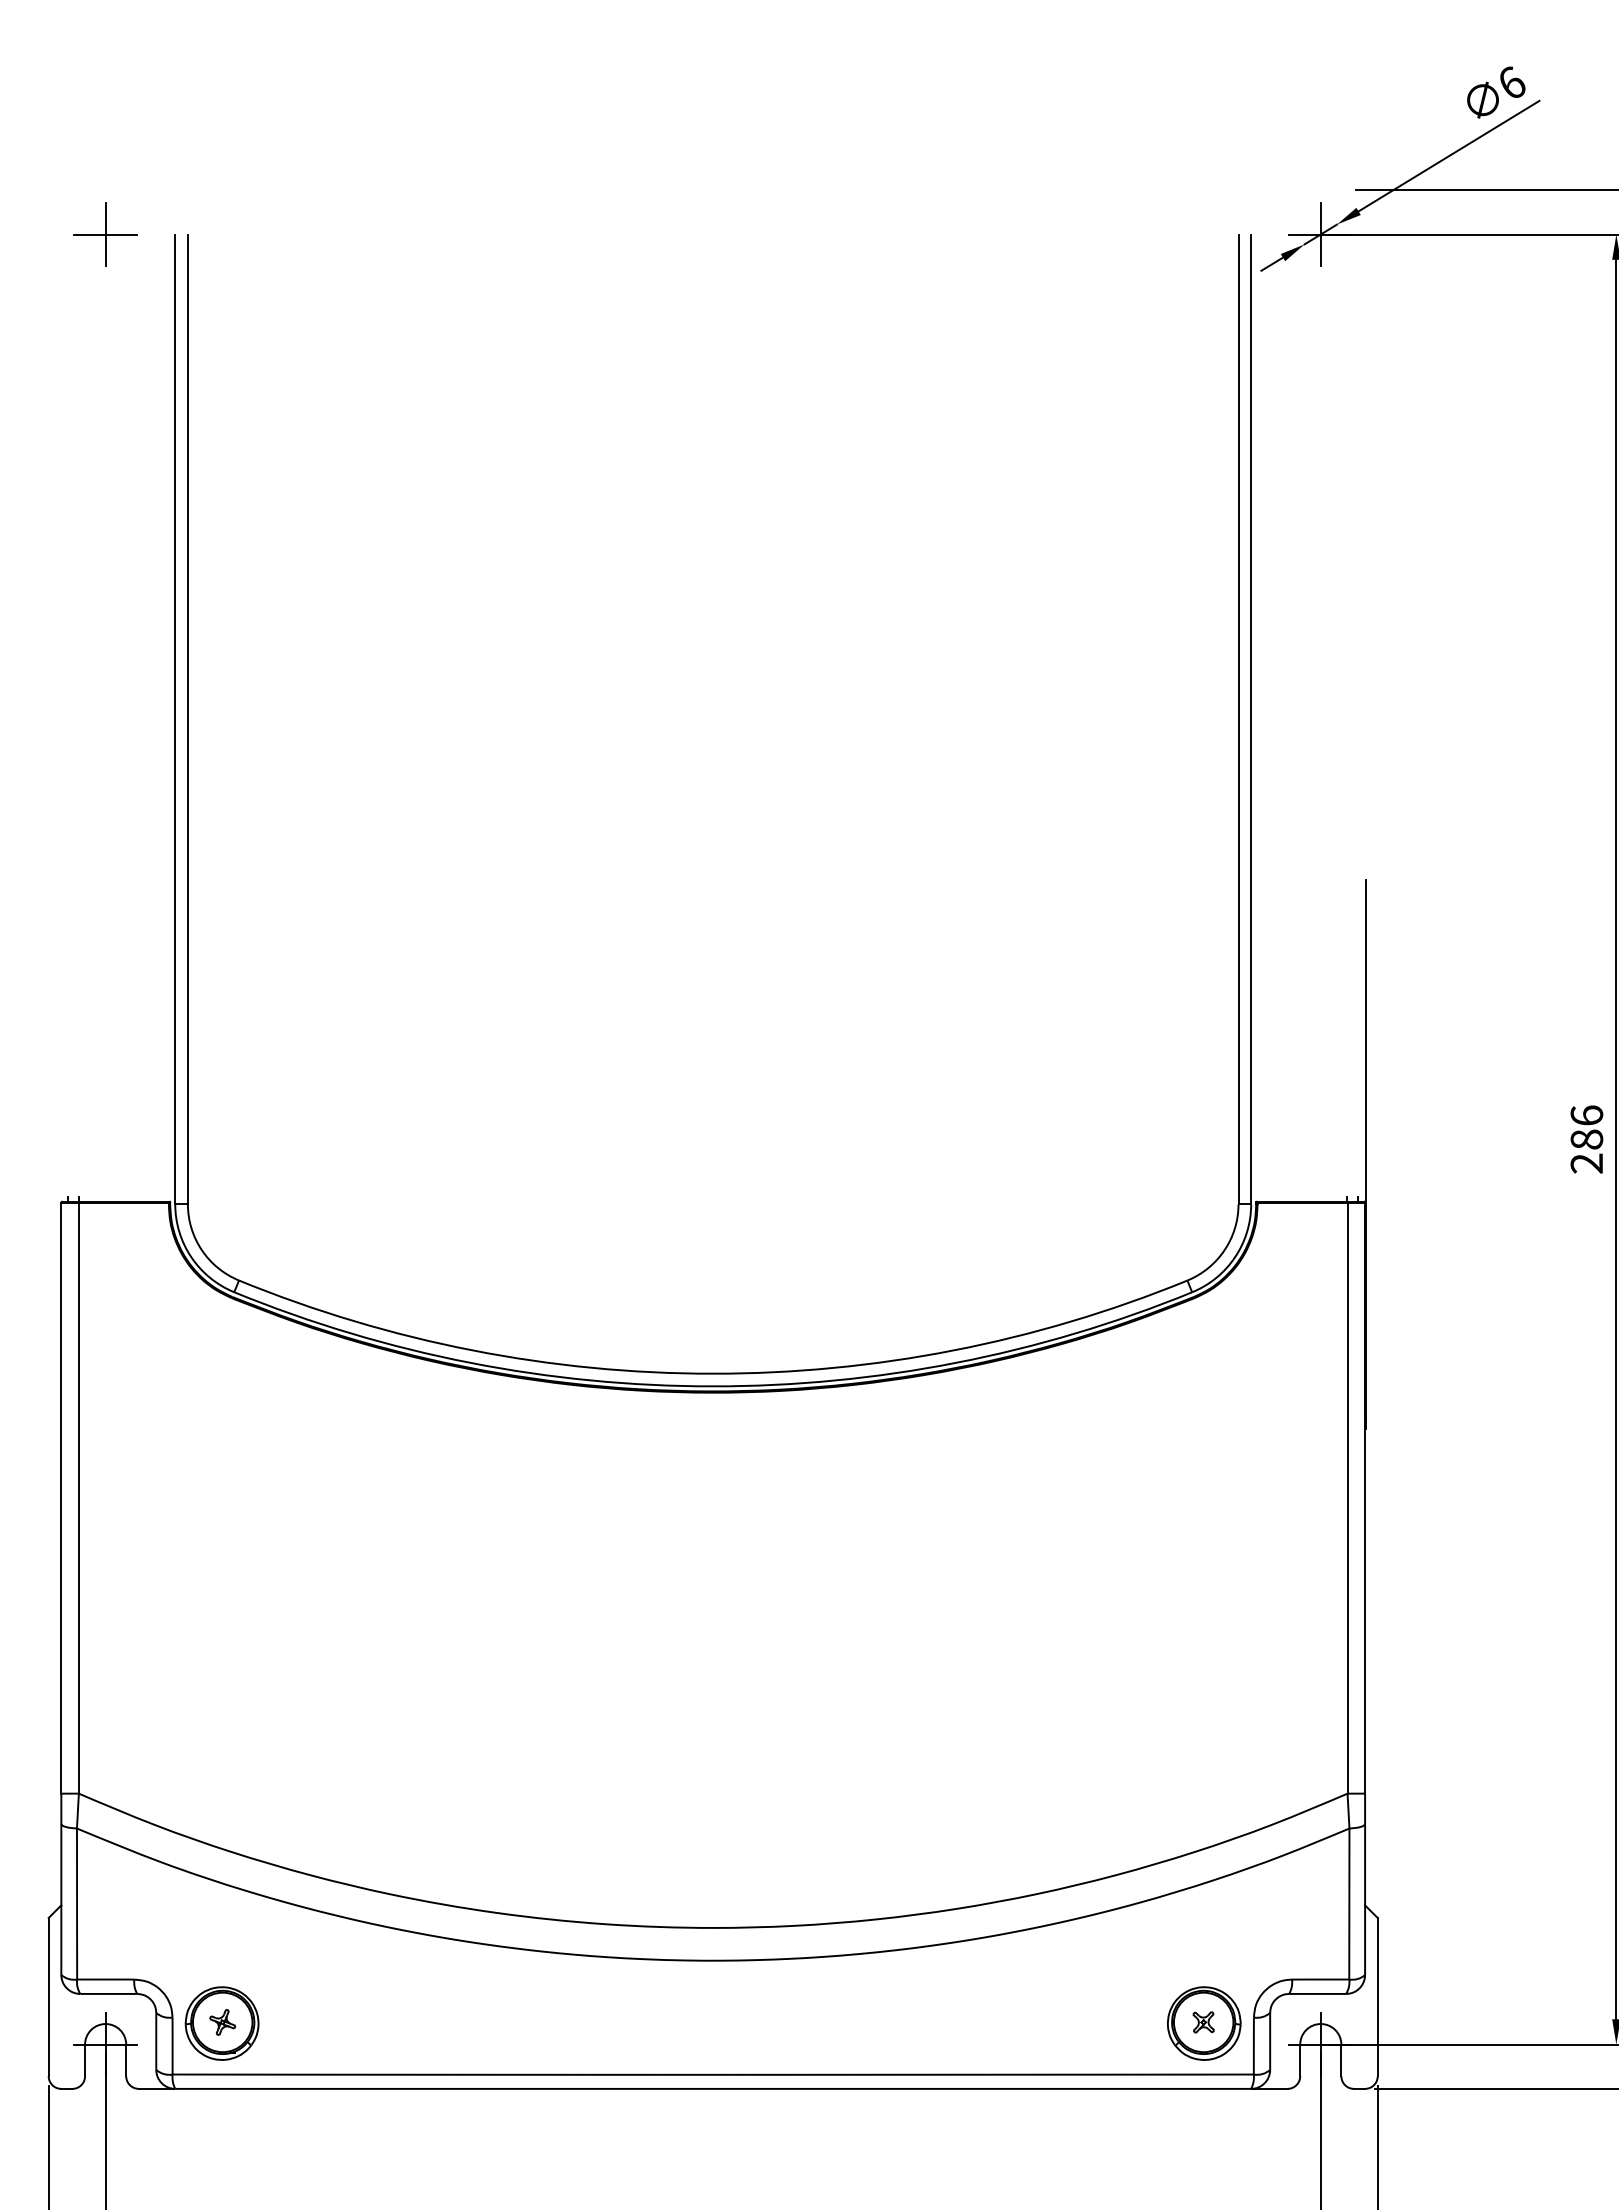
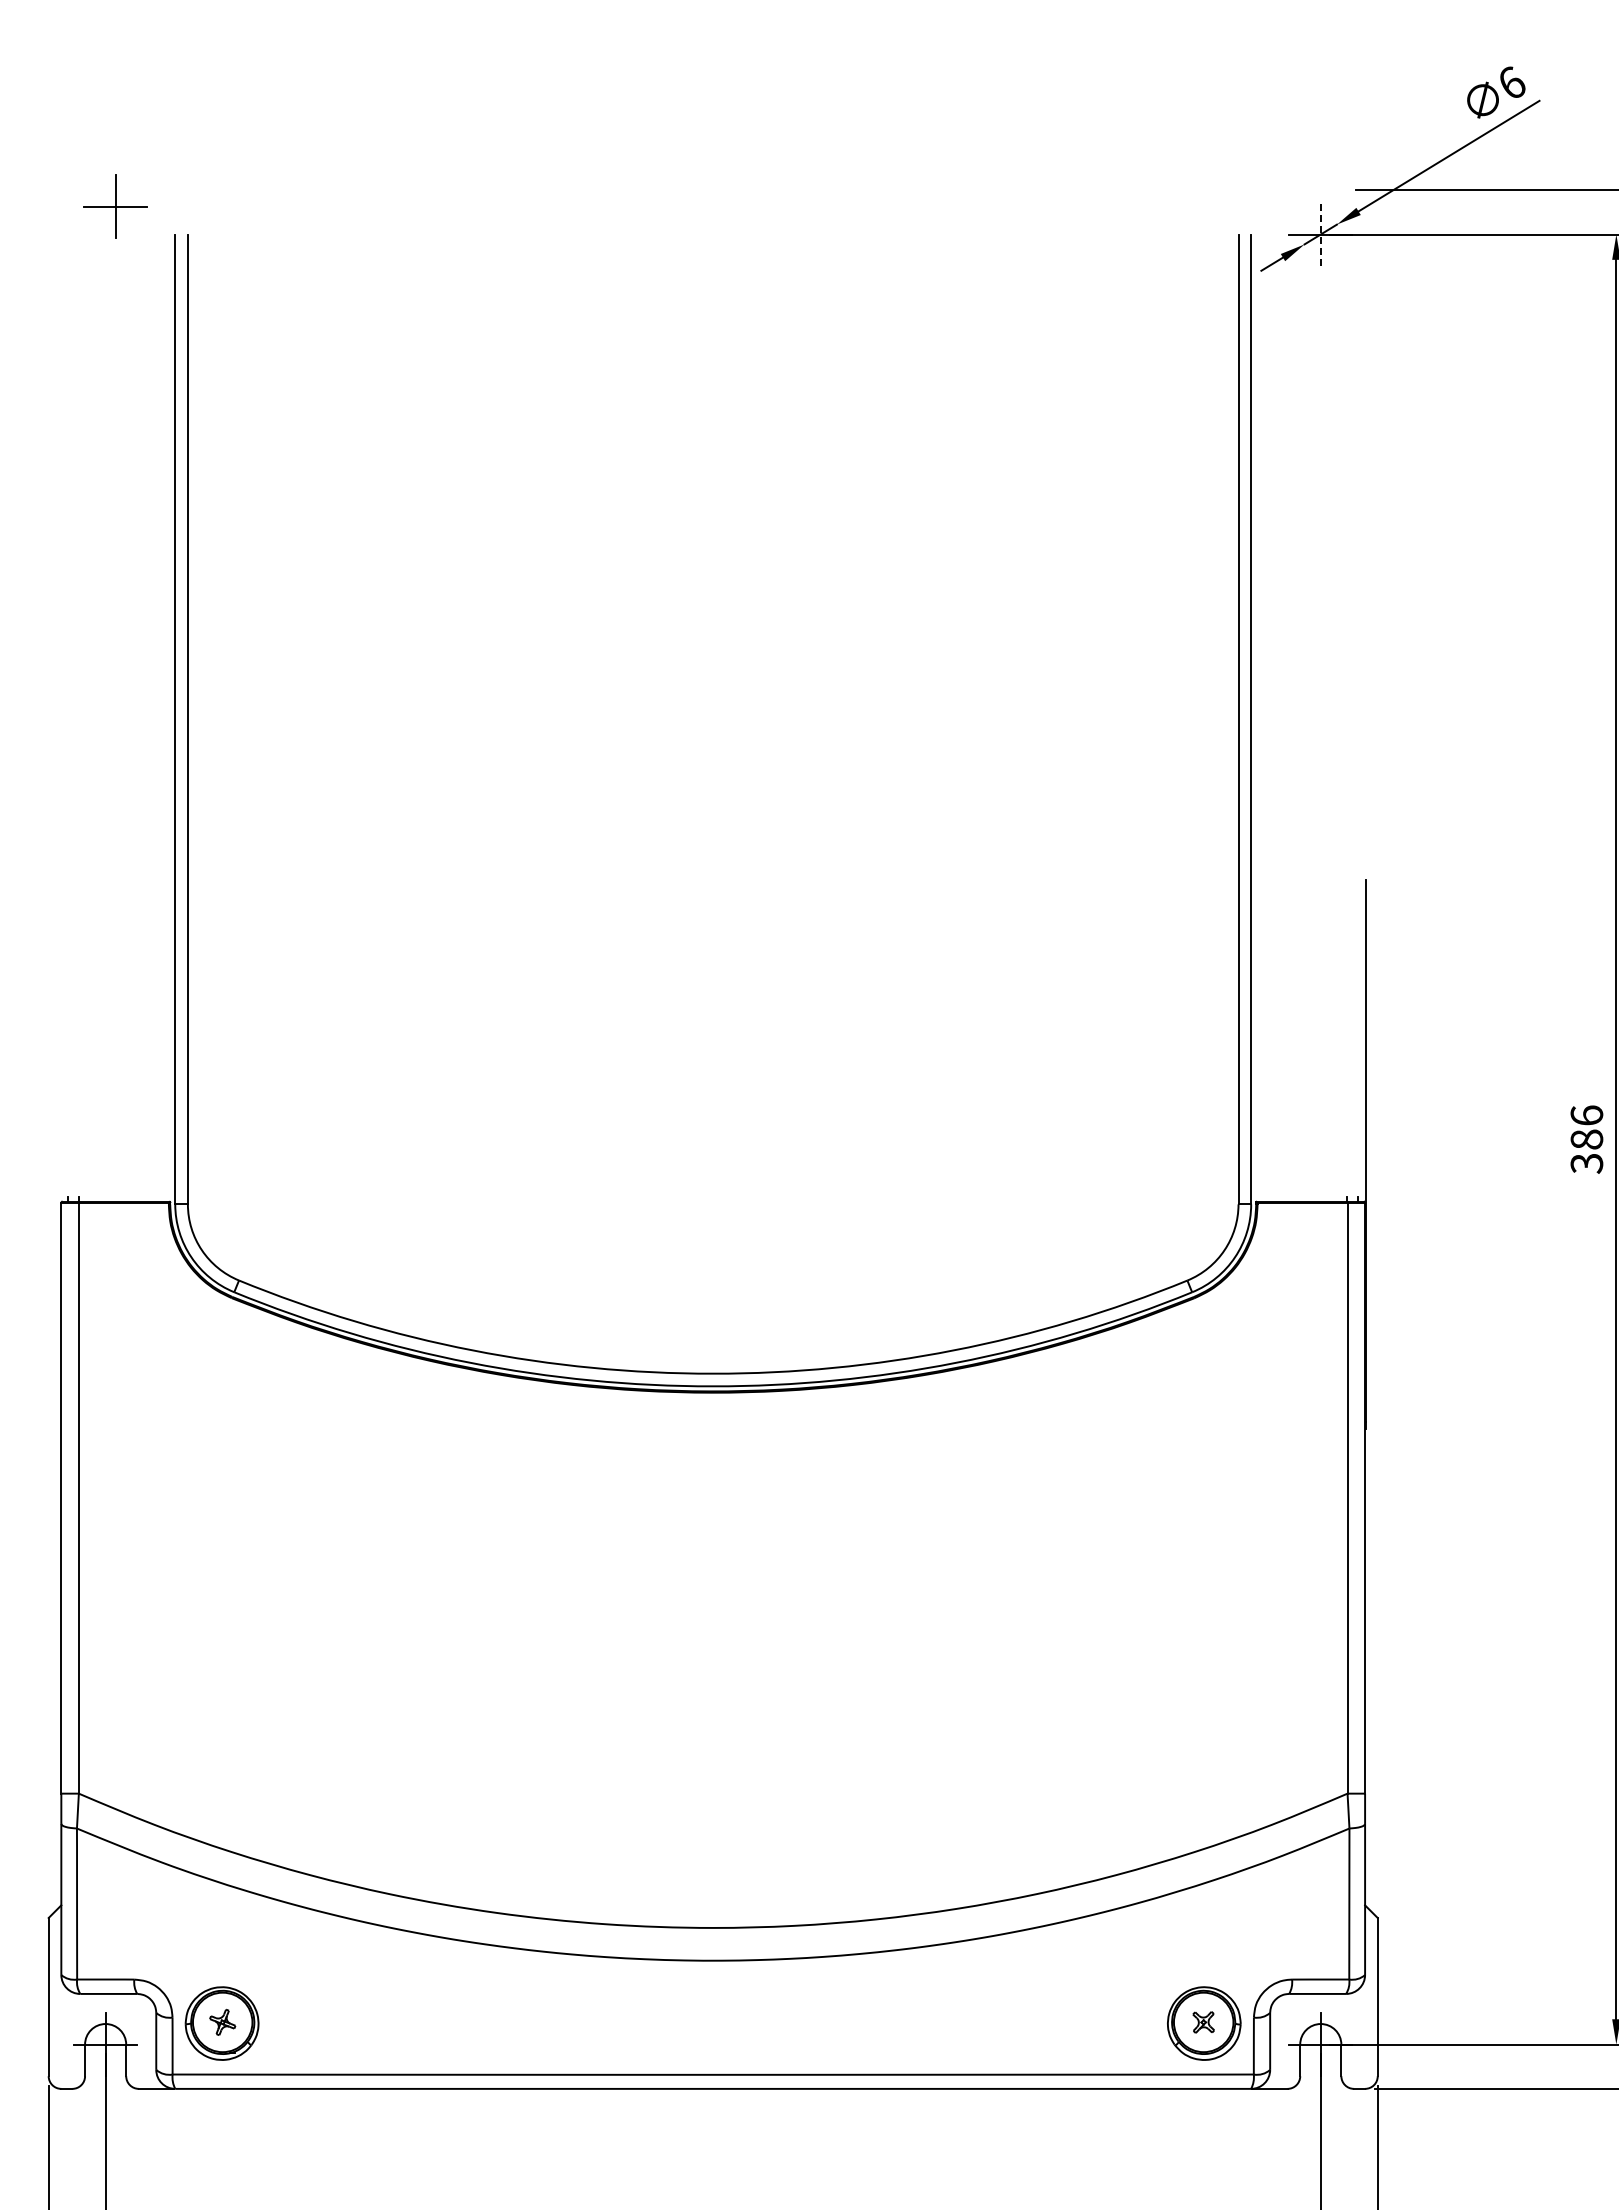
part position: (105, 234) -> (115, 206) (115, 206)
line: solid -> dashed (1320, 234)
text: 286 -> 386 (1587, 1163)
